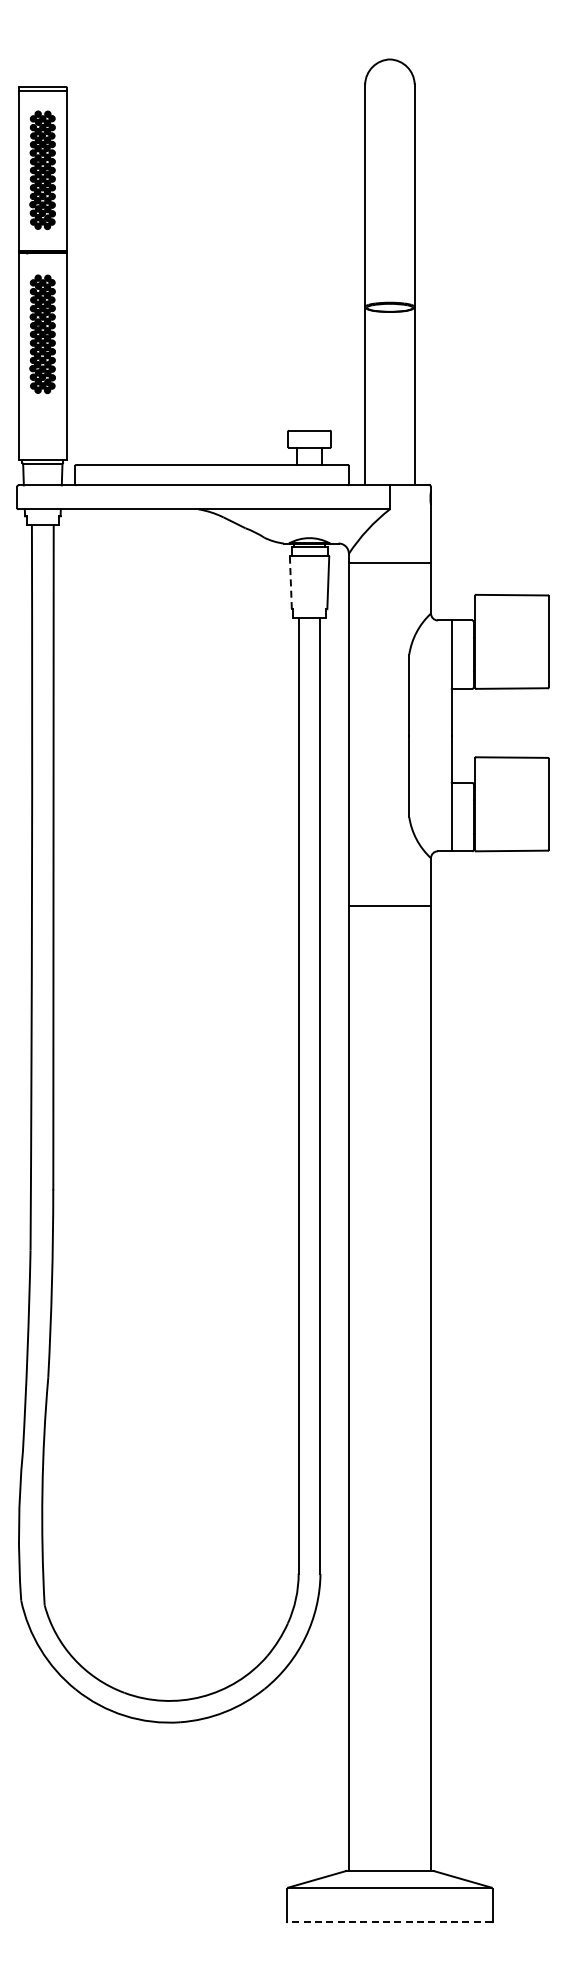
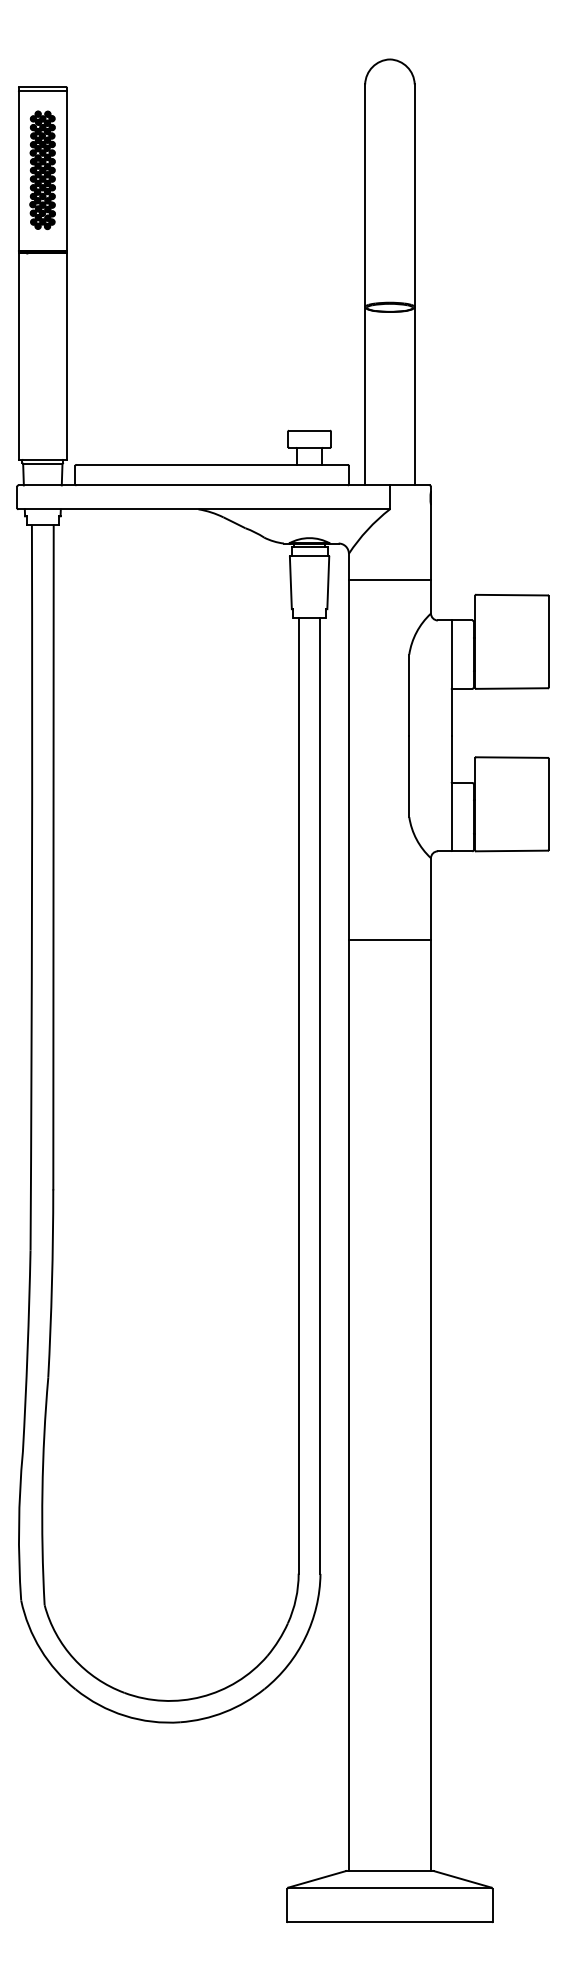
part: present -> none (42, 334)
line position: (389, 563) -> (389, 580) (389, 580)
line: dashed -> solid (290, 583)
line position: (389, 906) -> (389, 940) (389, 940)
line: dashed -> solid (389, 1922)
